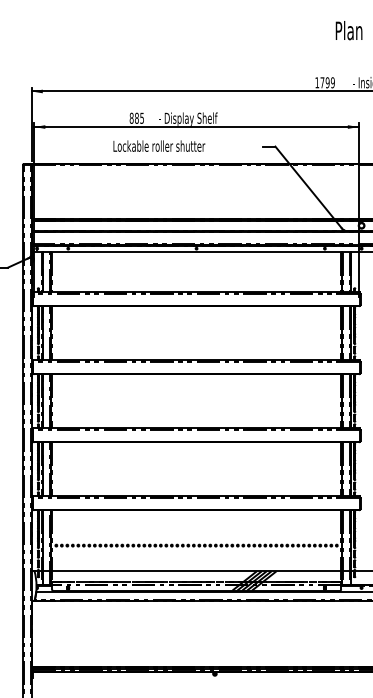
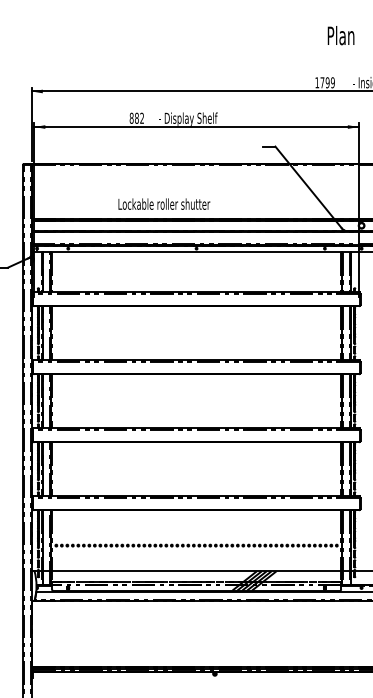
text position: (348, 30) -> (340, 35) (340, 35)
text: 885 -> 882 (141, 117)
text position: (159, 145) -> (164, 203) (164, 203)
